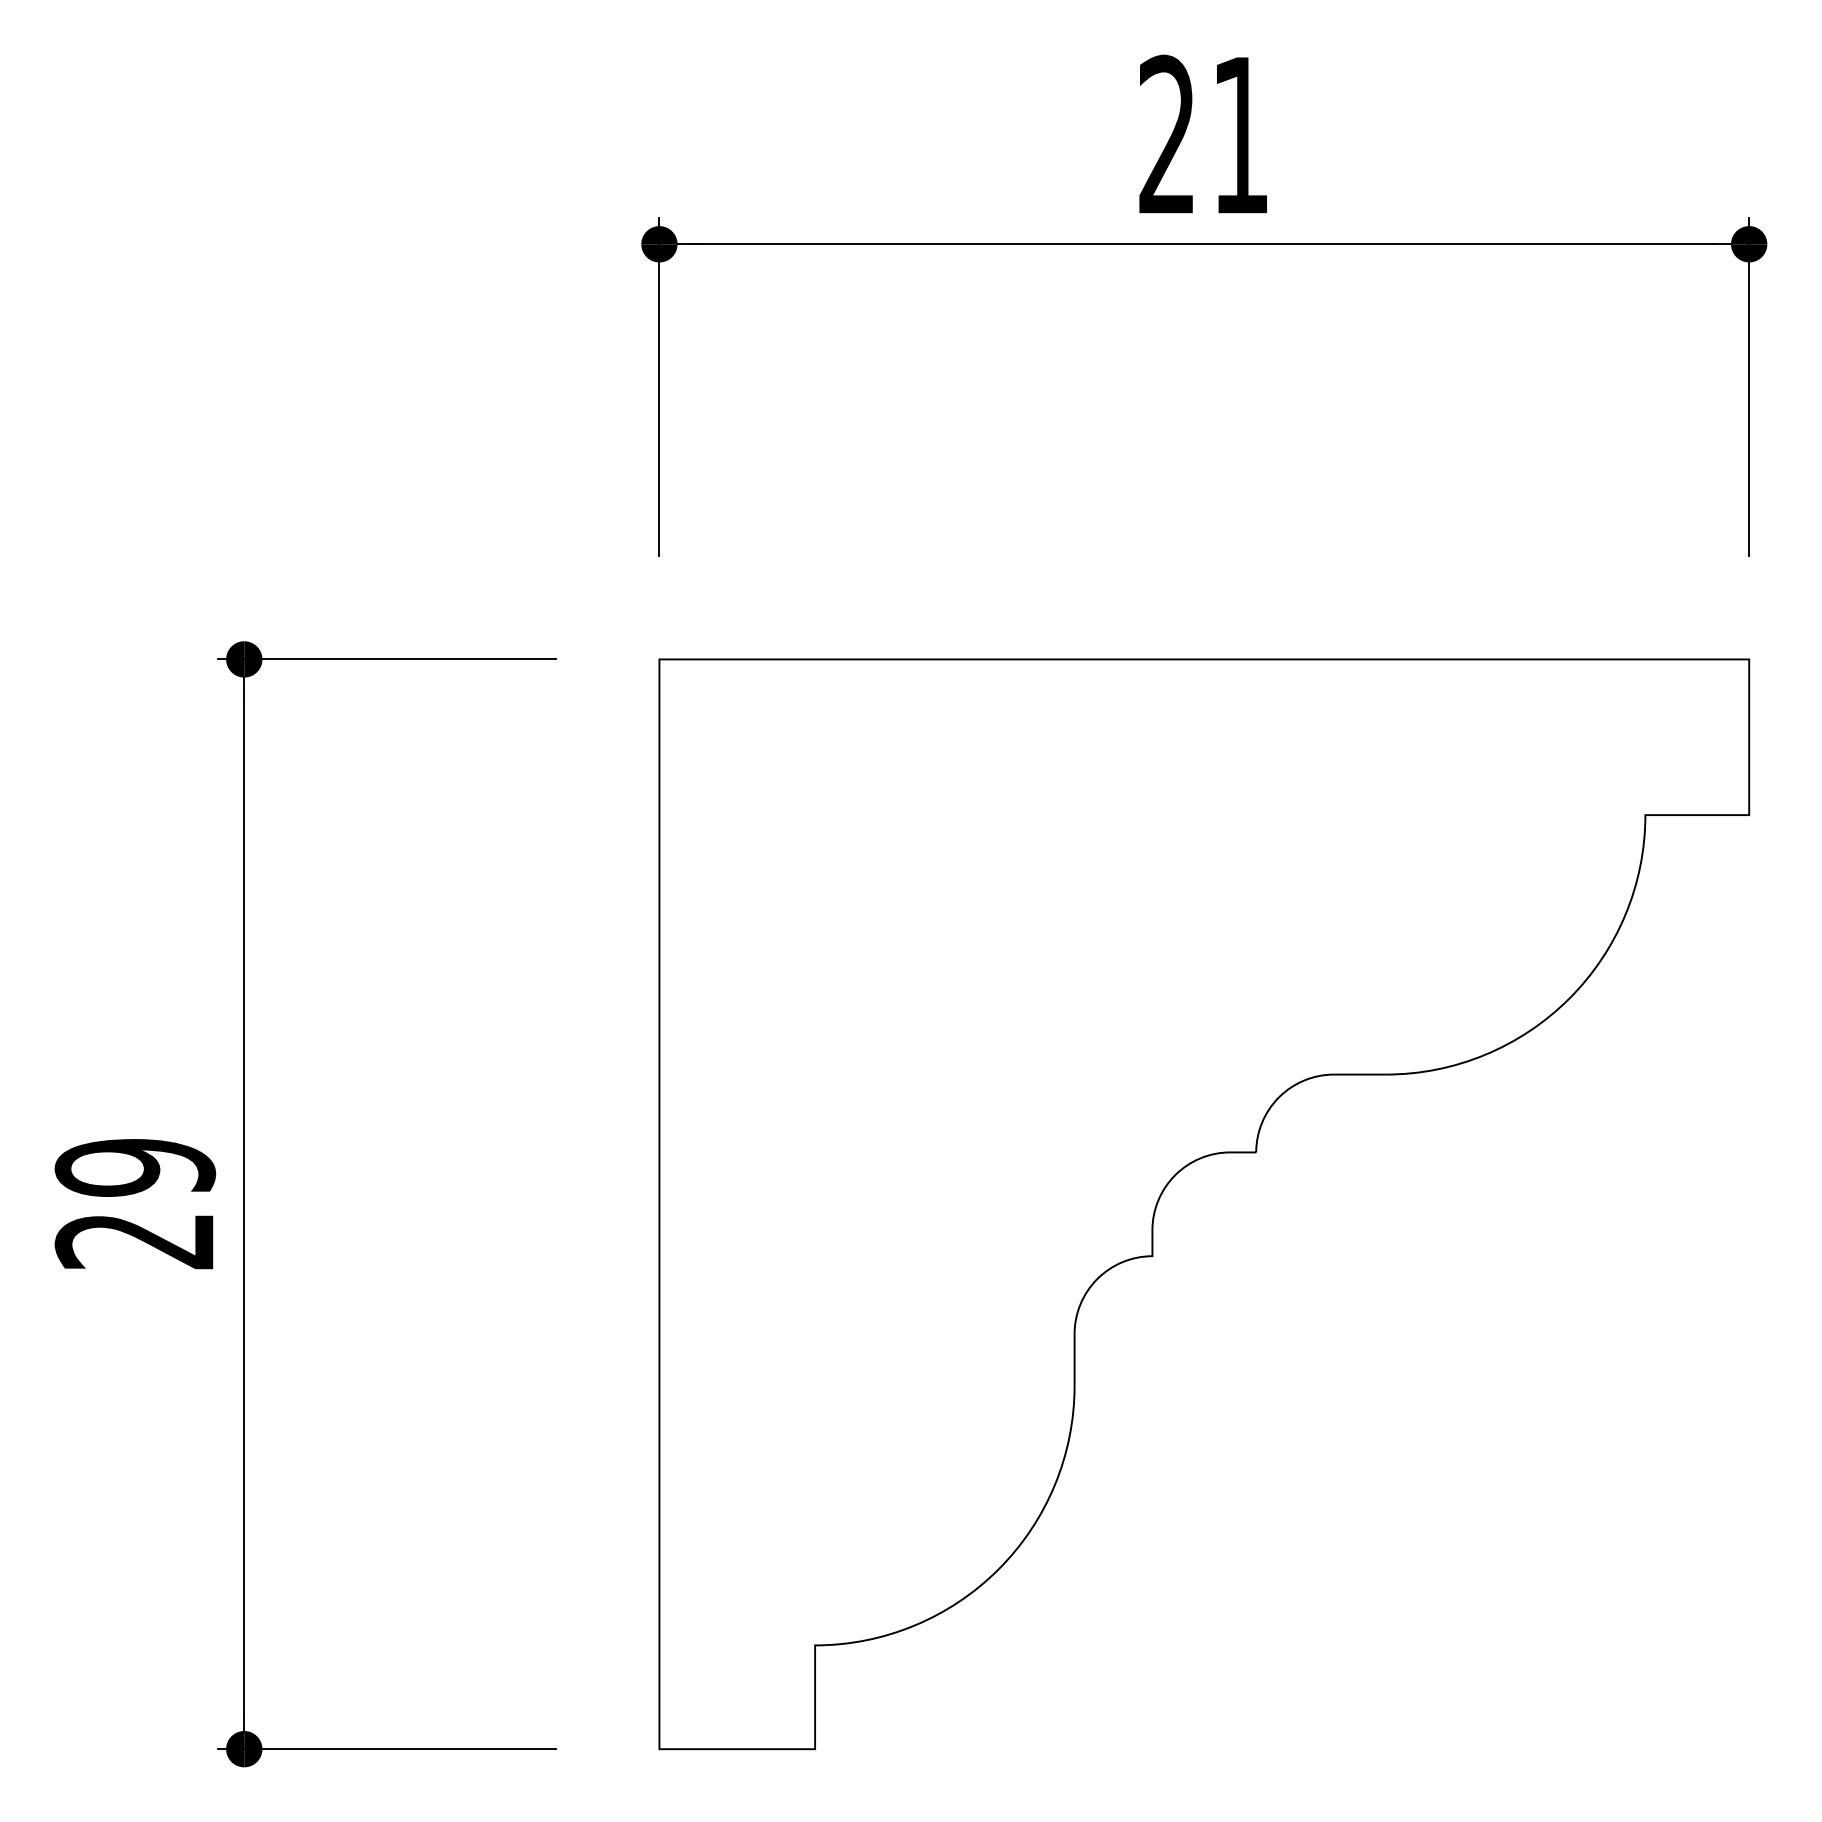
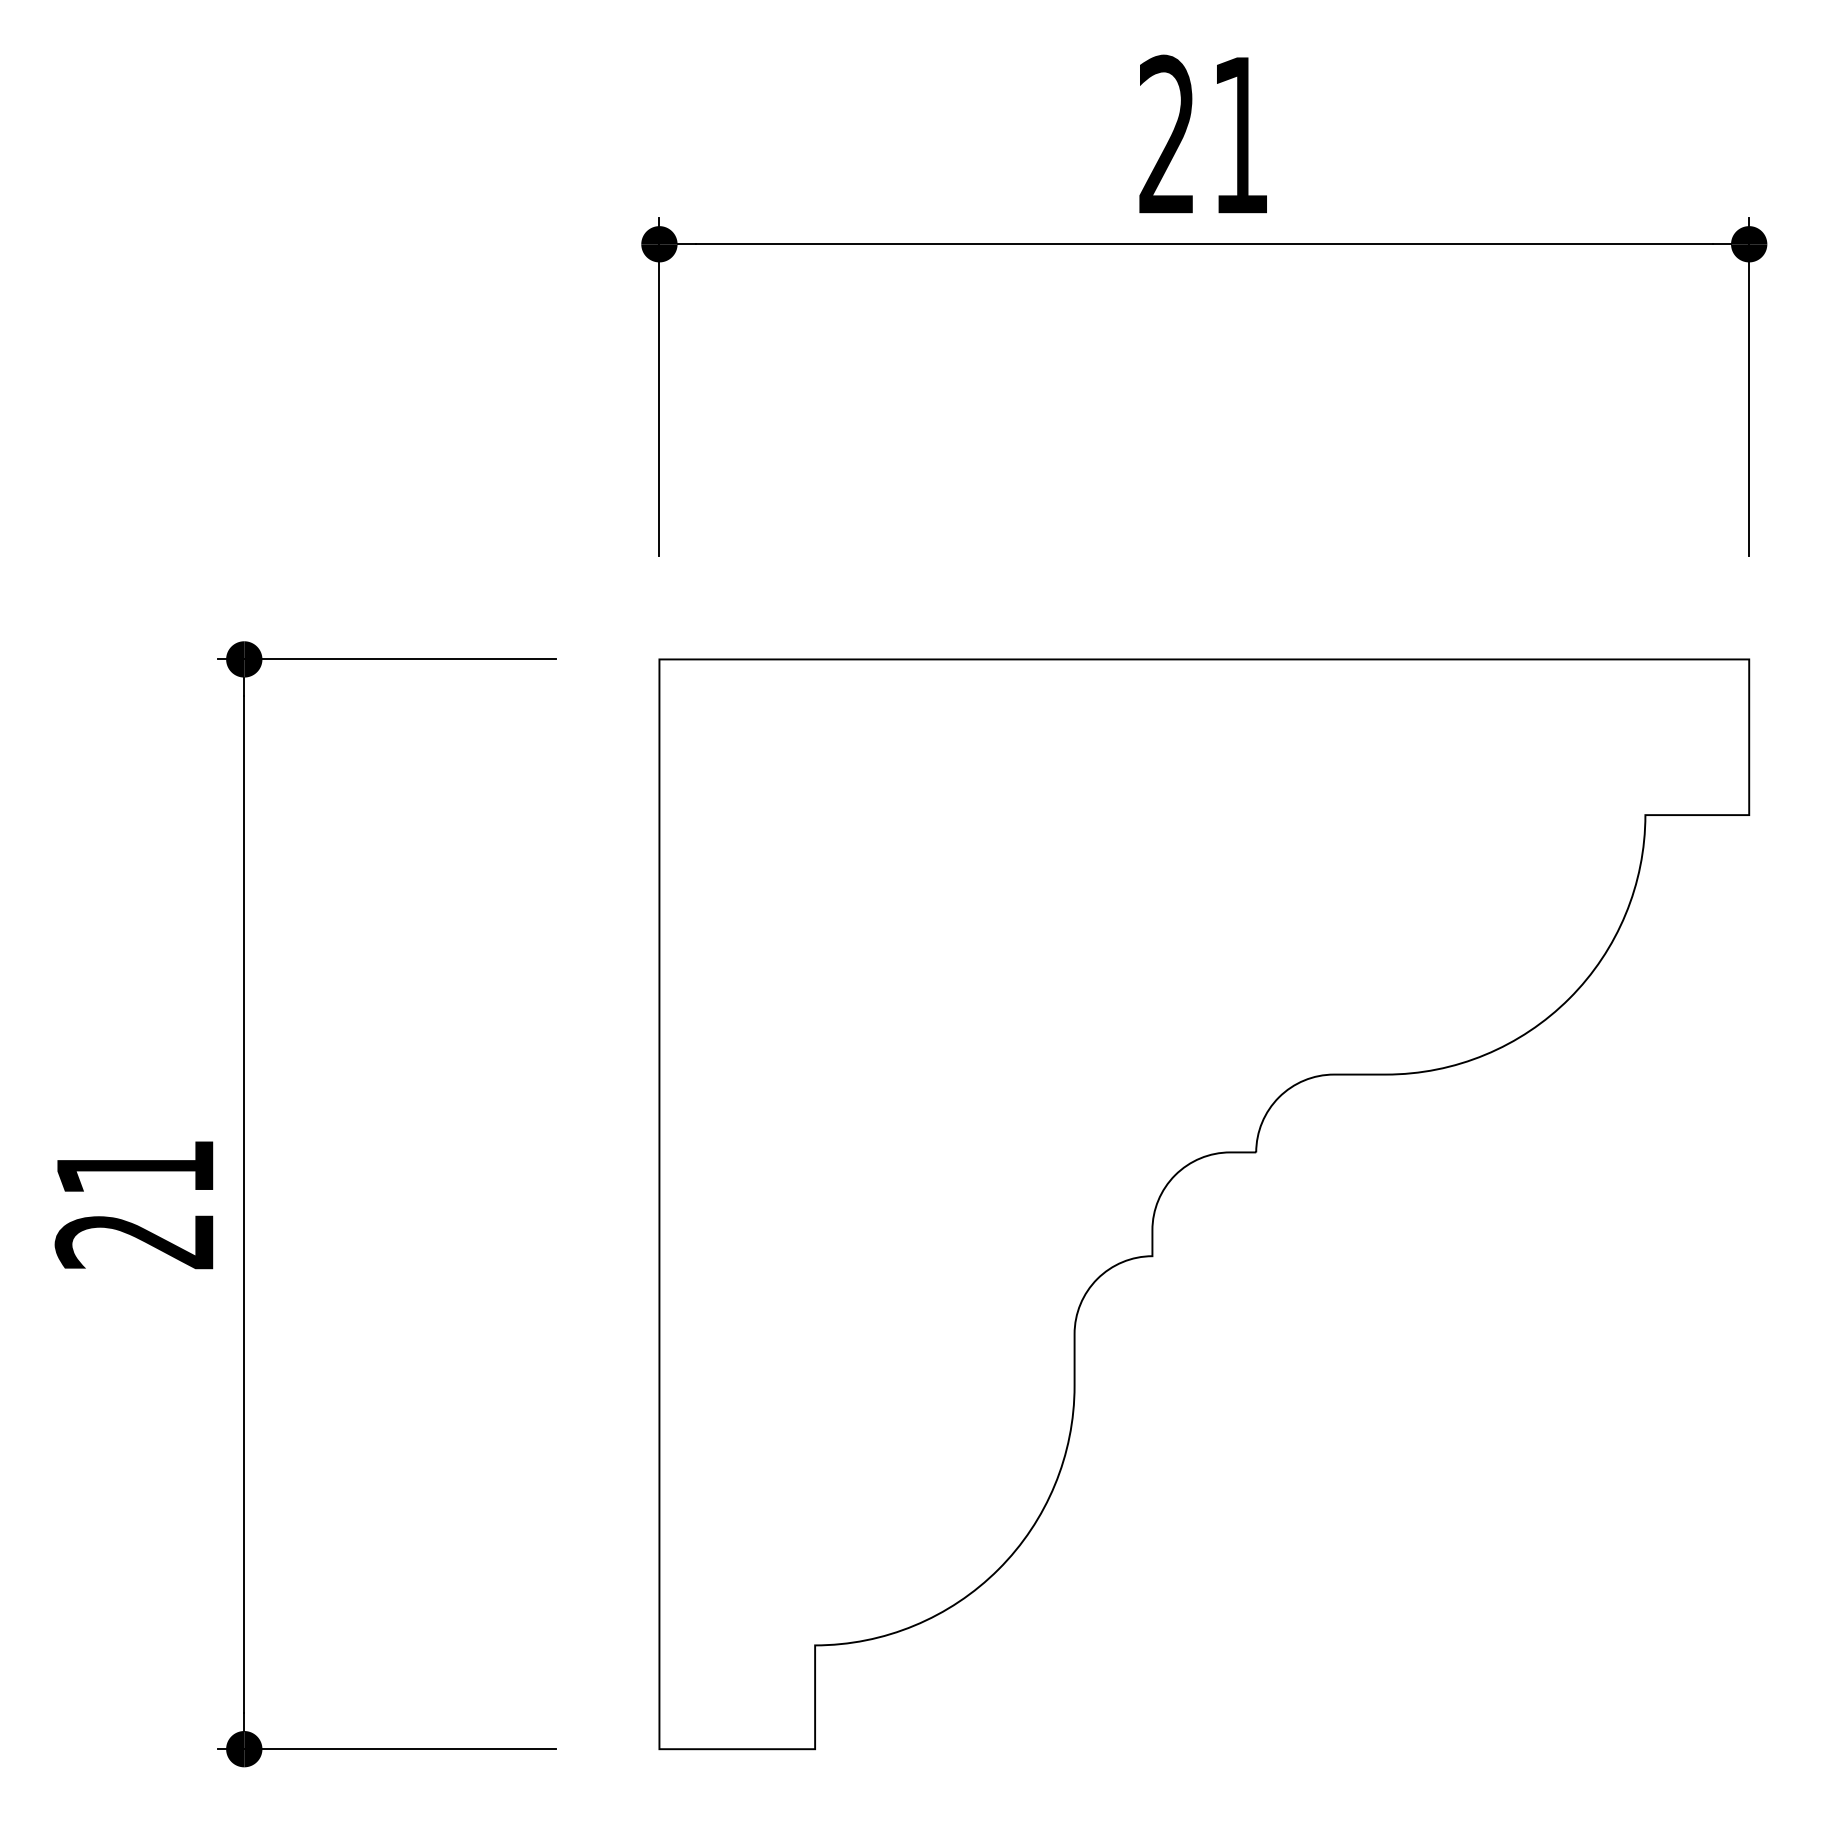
text: 29 -> 21 (135, 1167)
